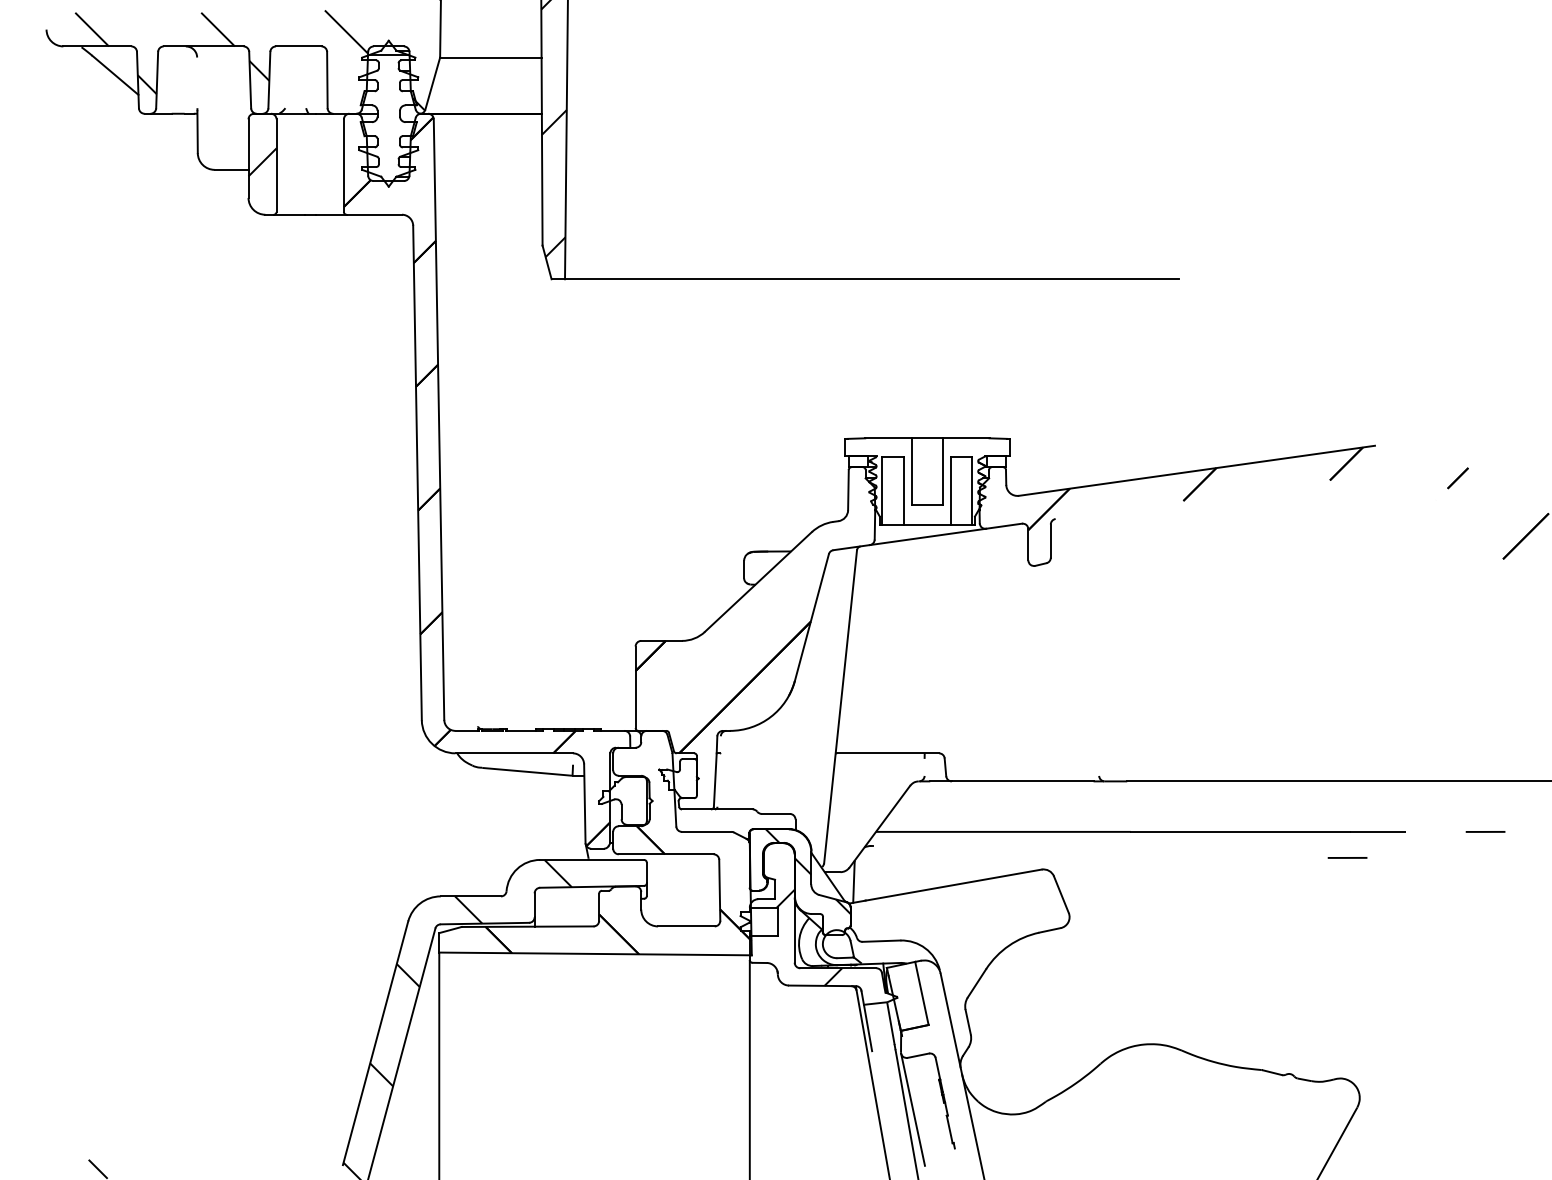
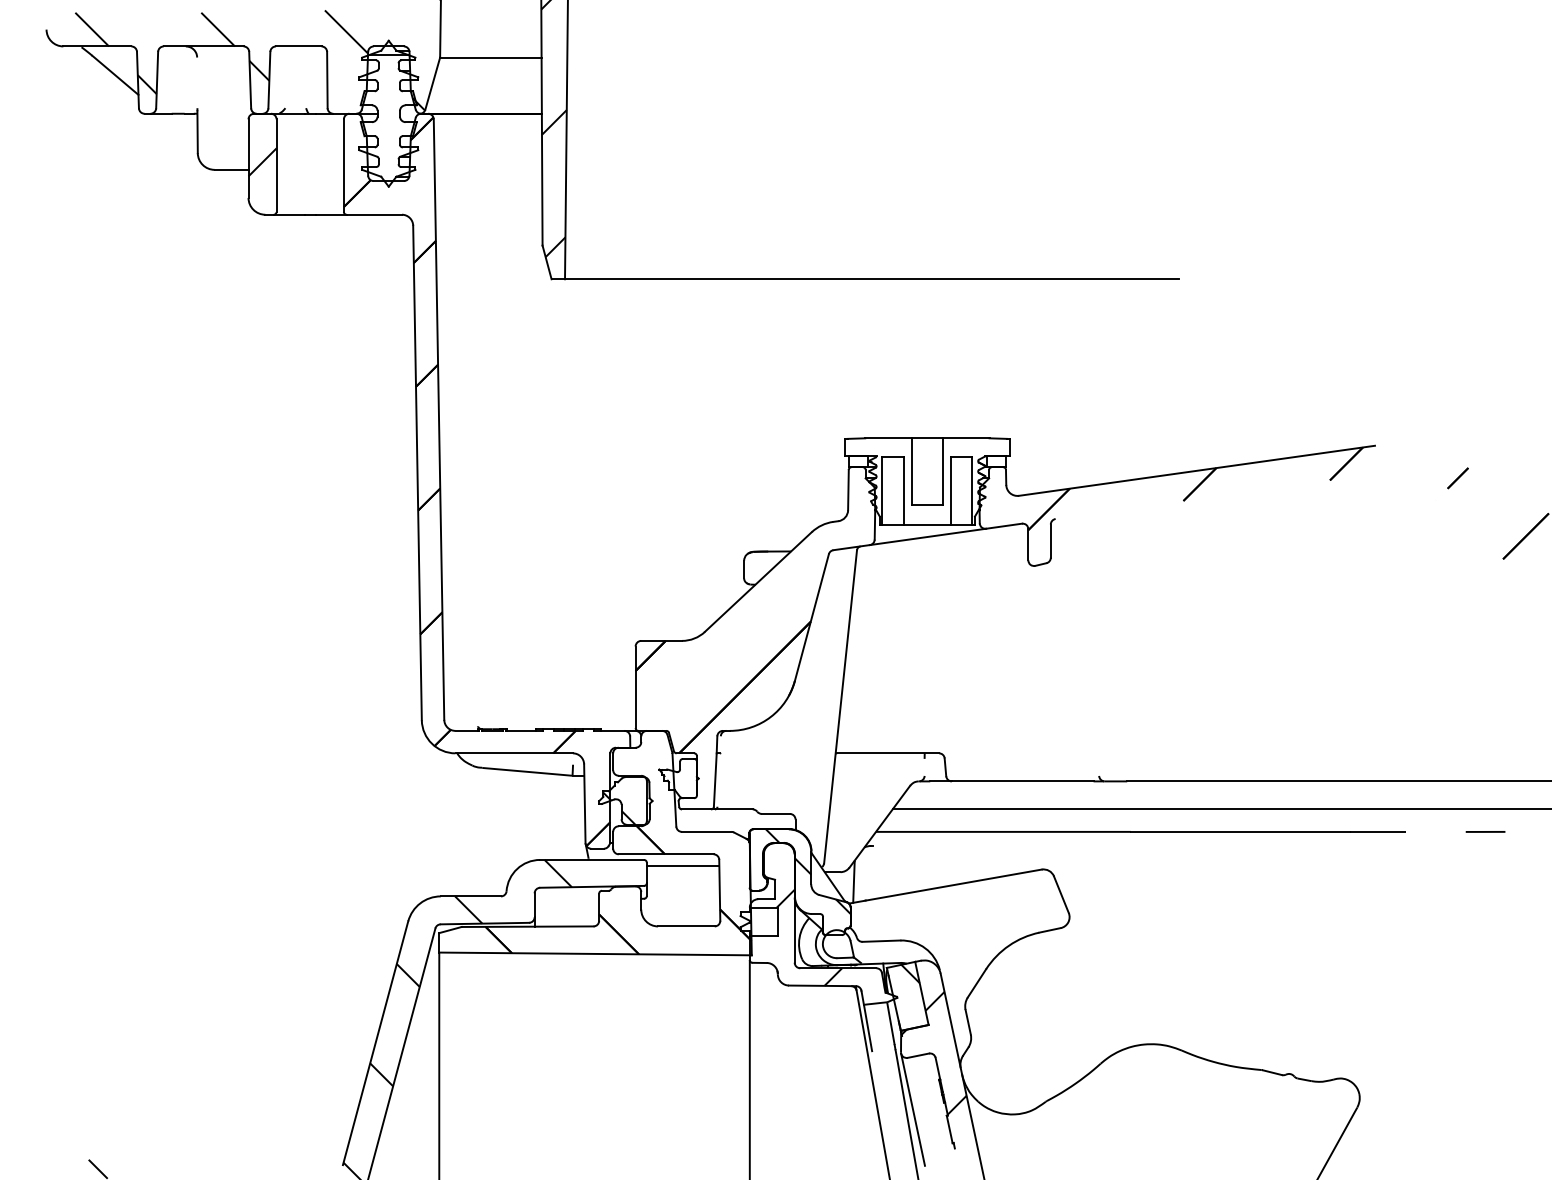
hatch: none -> present (619, 808)
line: none -> present (1220, 809)
line: present -> none (1347, 857)
line: none -> present (682, 865)
hatch: none -> present (910, 973)
hatch: none -> present (933, 1052)
